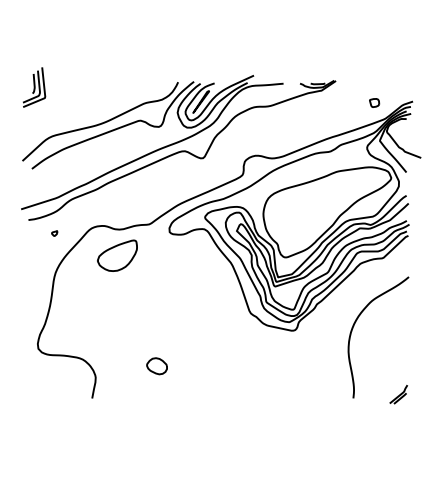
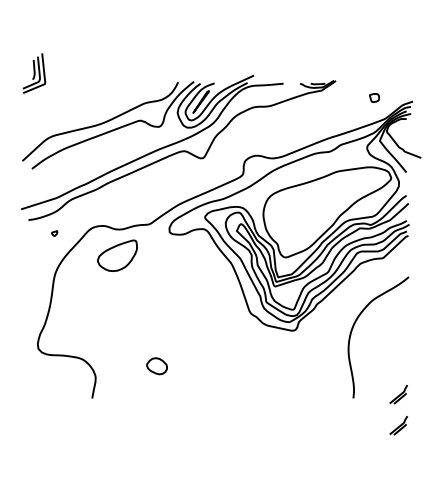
part position: (34, 87) -> (34, 73) (34, 73)
part position: (374, 102) -> (374, 97) (374, 97)
part: none -> present (398, 425)
